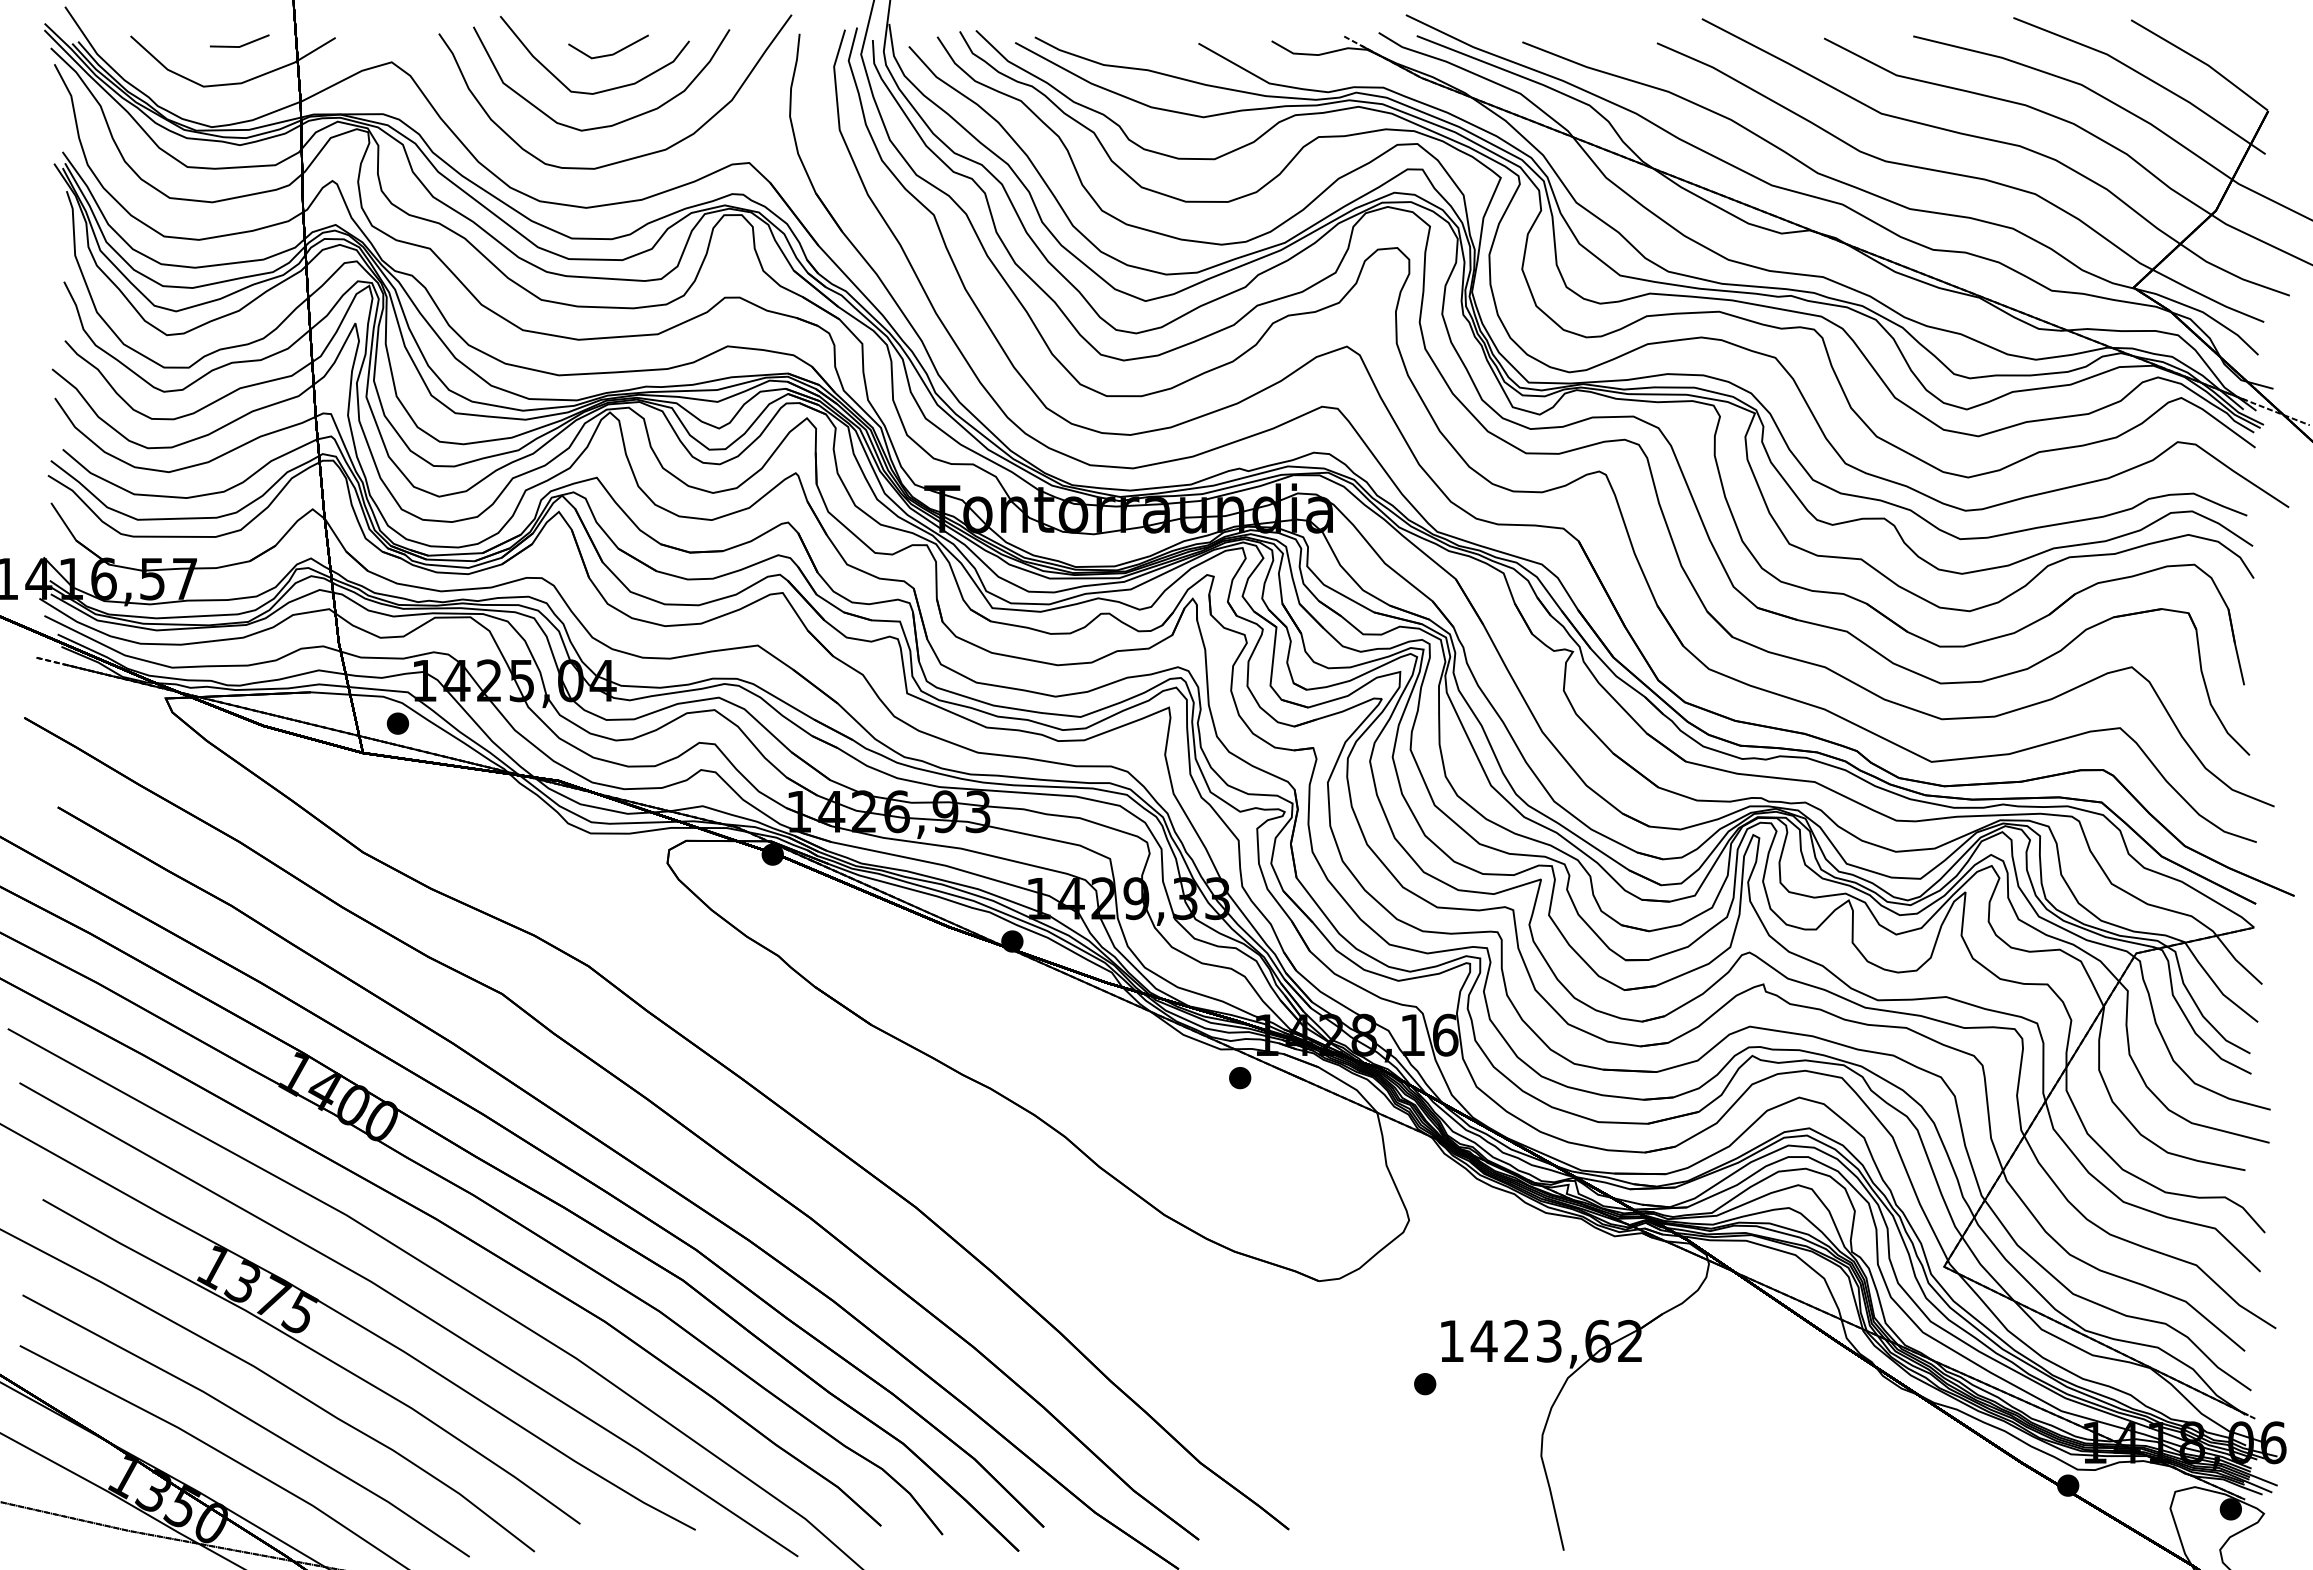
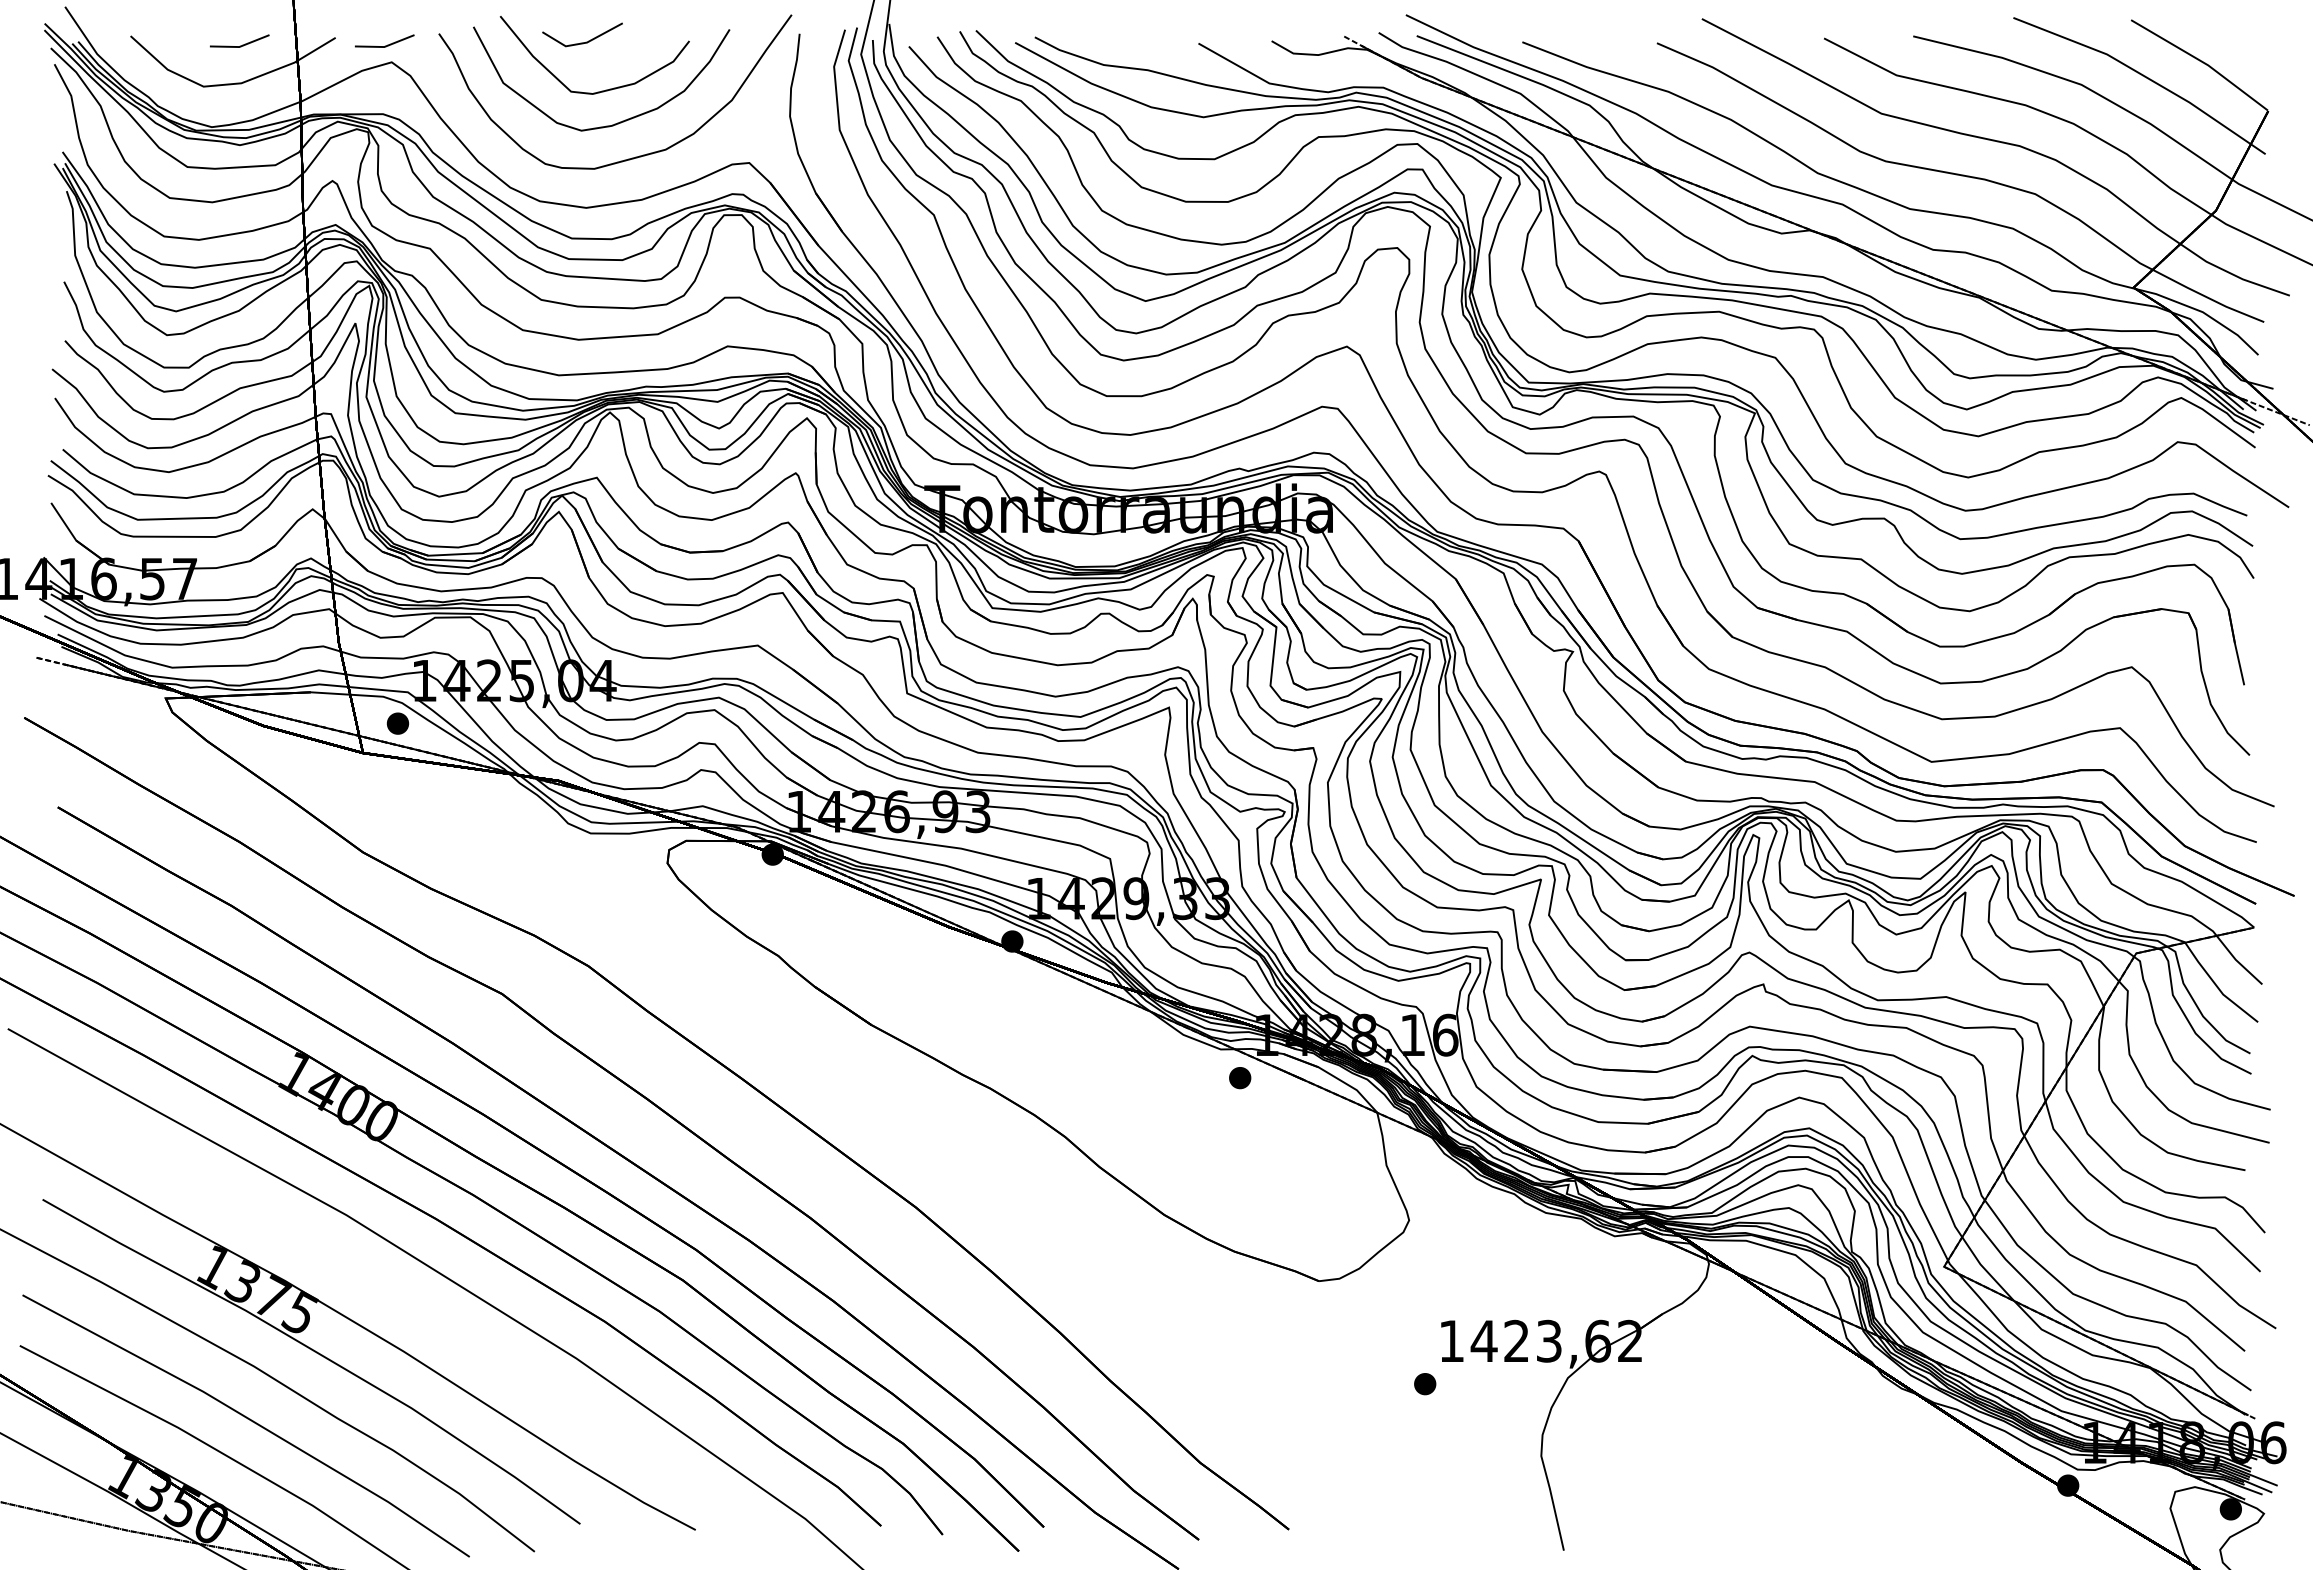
line: none -> present (387, 44)
line position: (608, 54) -> (582, 42) (582, 42)
line: present -> none (414, 1310)
